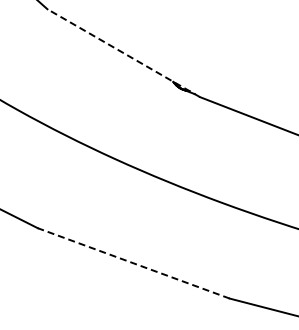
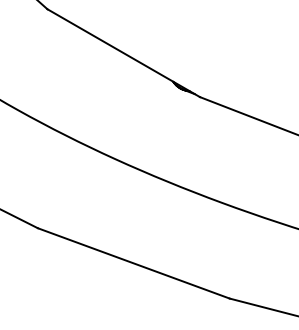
line: dashed -> solid (123, 52)
line: dashed -> solid (133, 263)
